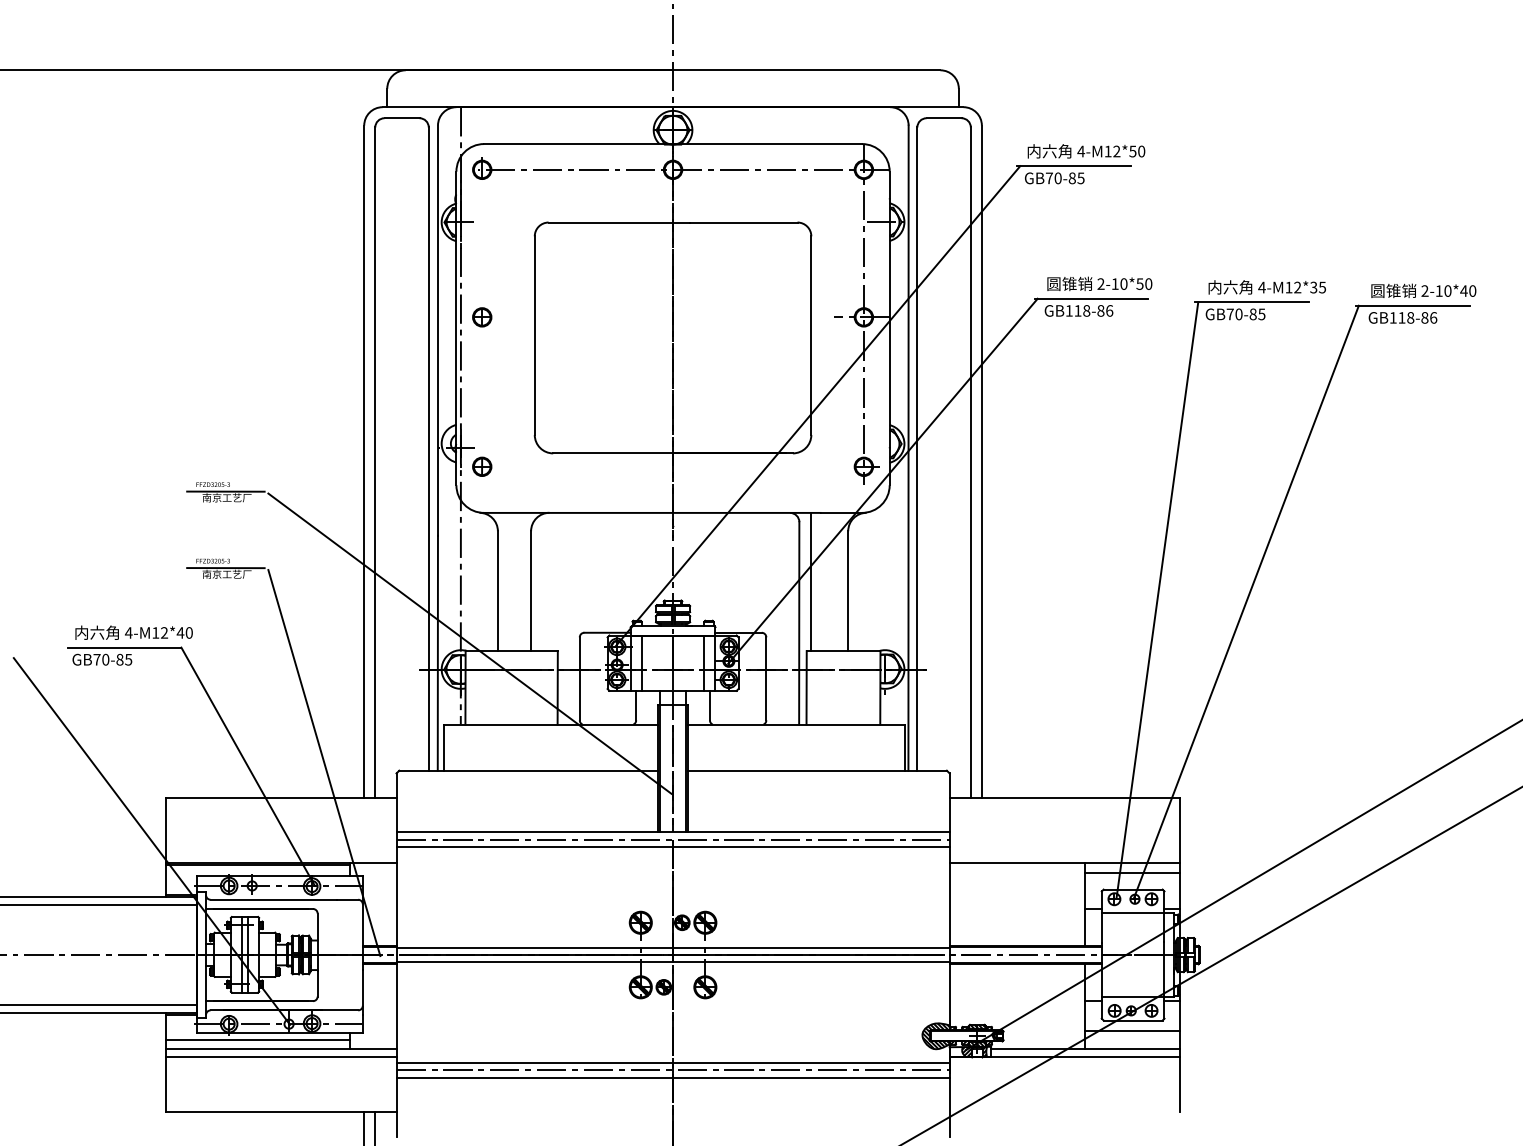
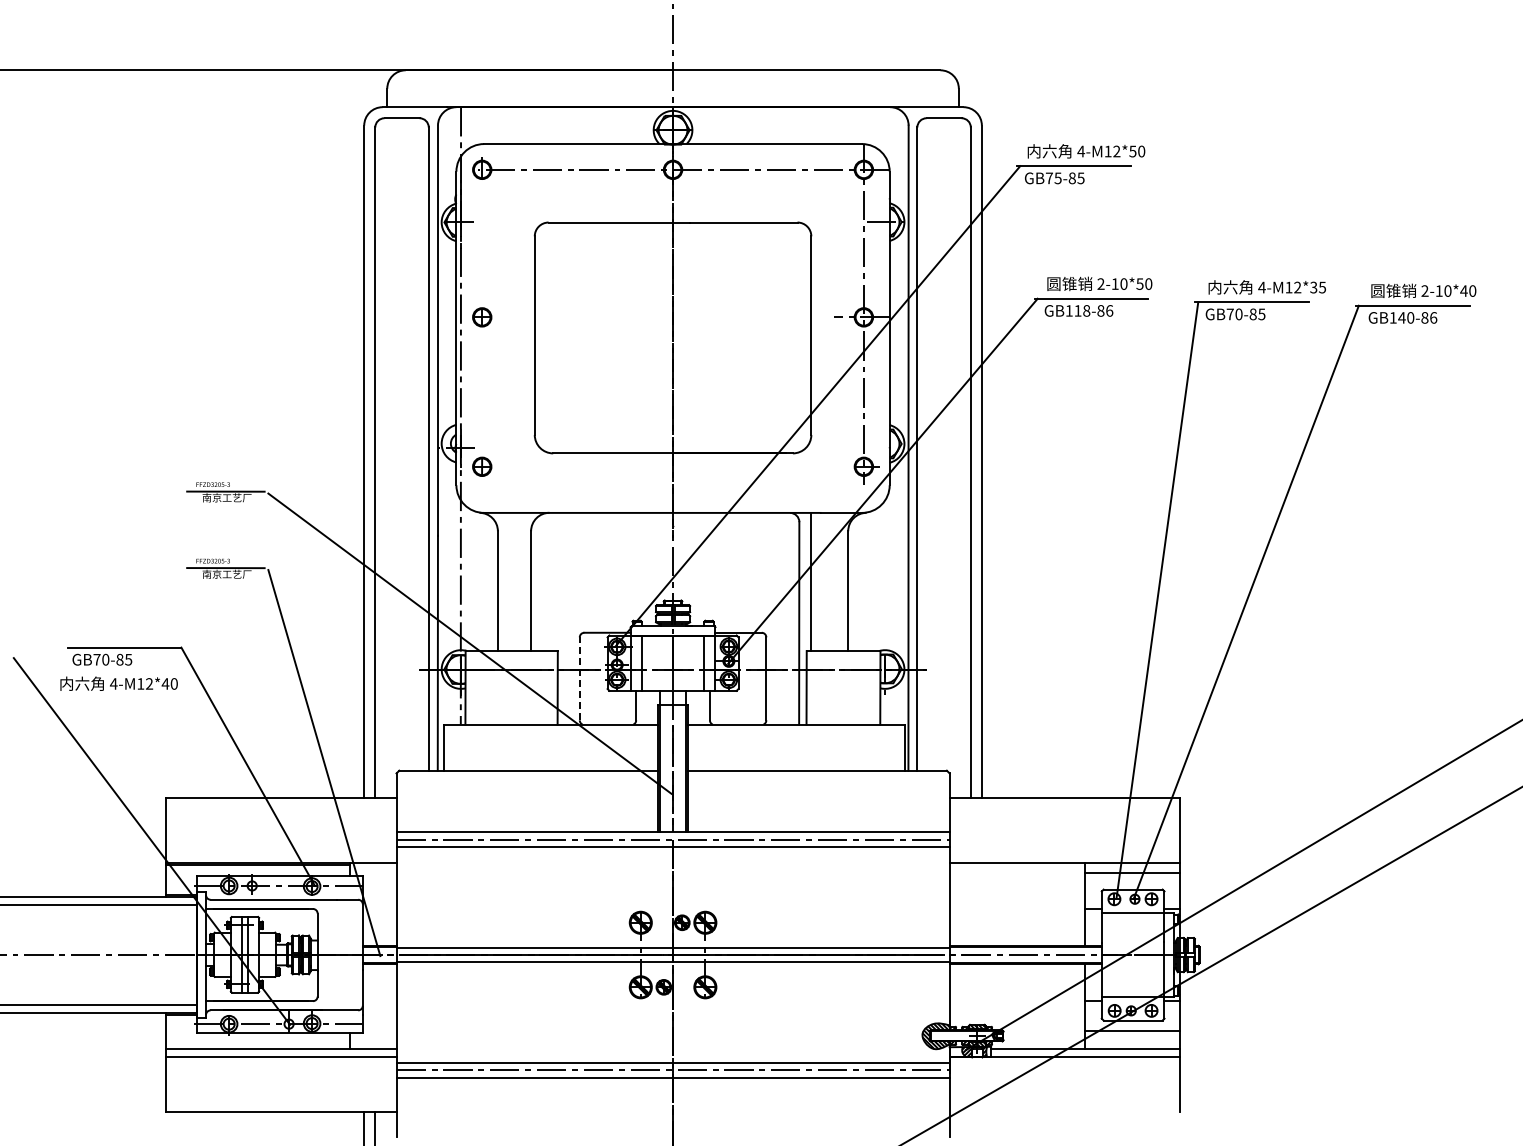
text: 70-85 -> 75-85 (1057, 178)
text: 118-86 -> 140-86 (1406, 317)
text position: (133, 632) -> (118, 683) (118, 683)
line: solid -> dashed (579, 678)
line: present -> none (258, 1039)
